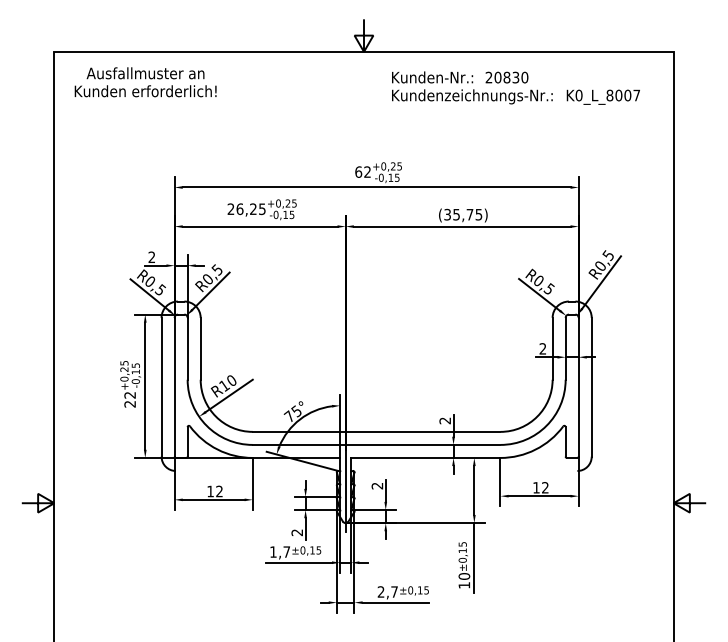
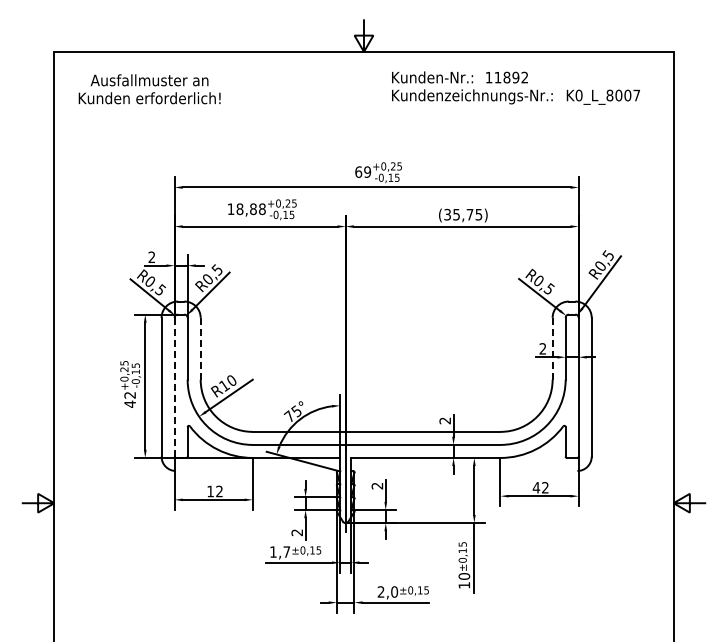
text: 20830 -> 11892 (506, 77)
text position: (145, 82) -> (149, 89) (149, 89)
text: 62 -> 69 (367, 171)
text: 26,25 -> 18,88 (246, 209)
line: solid -> dashed (200, 348)
line: solid -> dashed (552, 348)
line: solid -> dashed (174, 386)
text: 22 -> 42 (129, 403)
text: 12 -> 42 (536, 487)
text: 2,7 -> 2,0 (394, 591)
